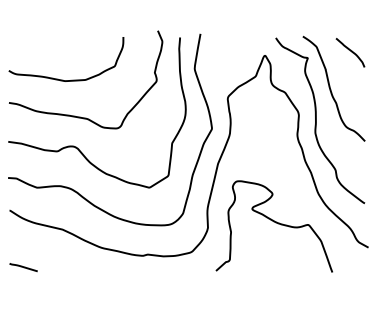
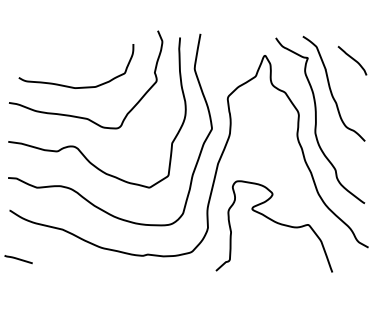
curve position: (350, 51) -> (352, 59) (352, 59)
curve position: (63, 79) -> (73, 86) (73, 86)
line position: (23, 267) -> (18, 259) (18, 259)
